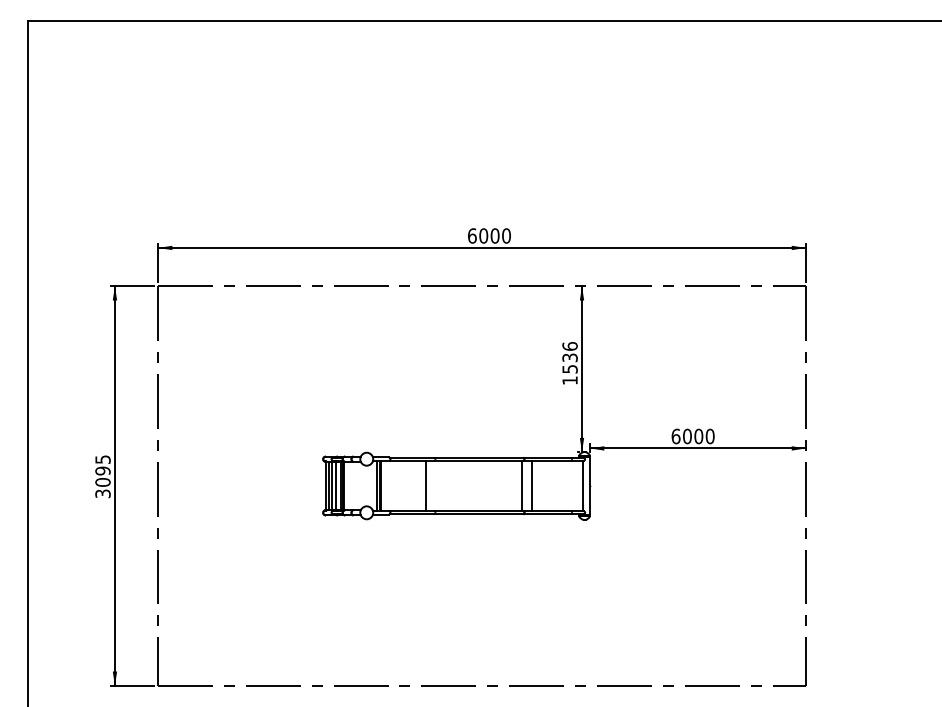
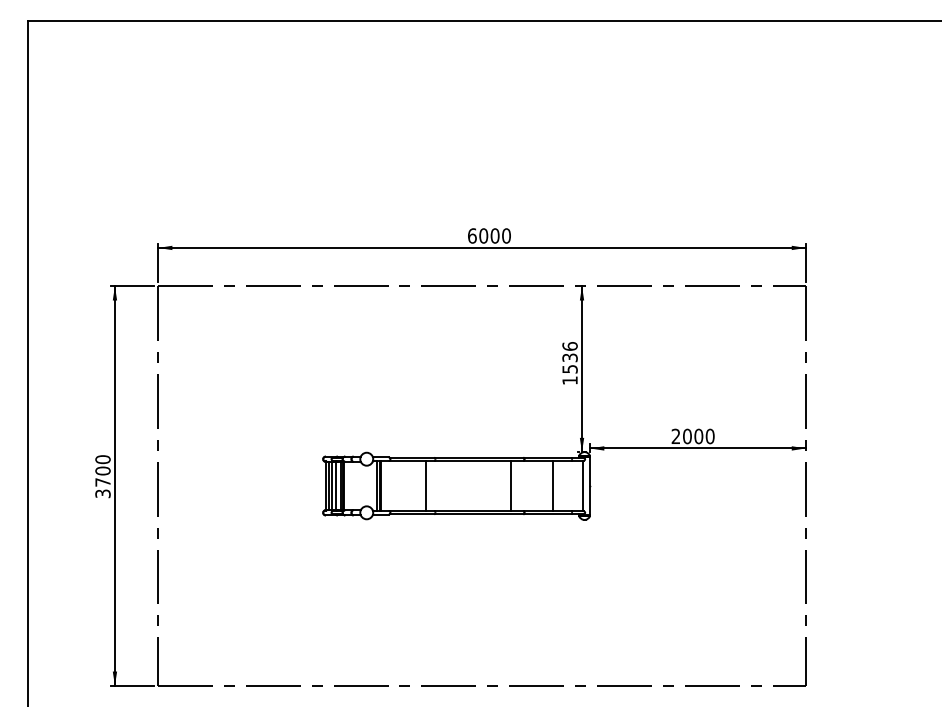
text: 6000 -> 2000 (675, 436)
text: 3095 -> 3700 (102, 470)
line position: (521, 485) -> (510, 485) (510, 485)
line position: (531, 485) -> (552, 485) (552, 485)
